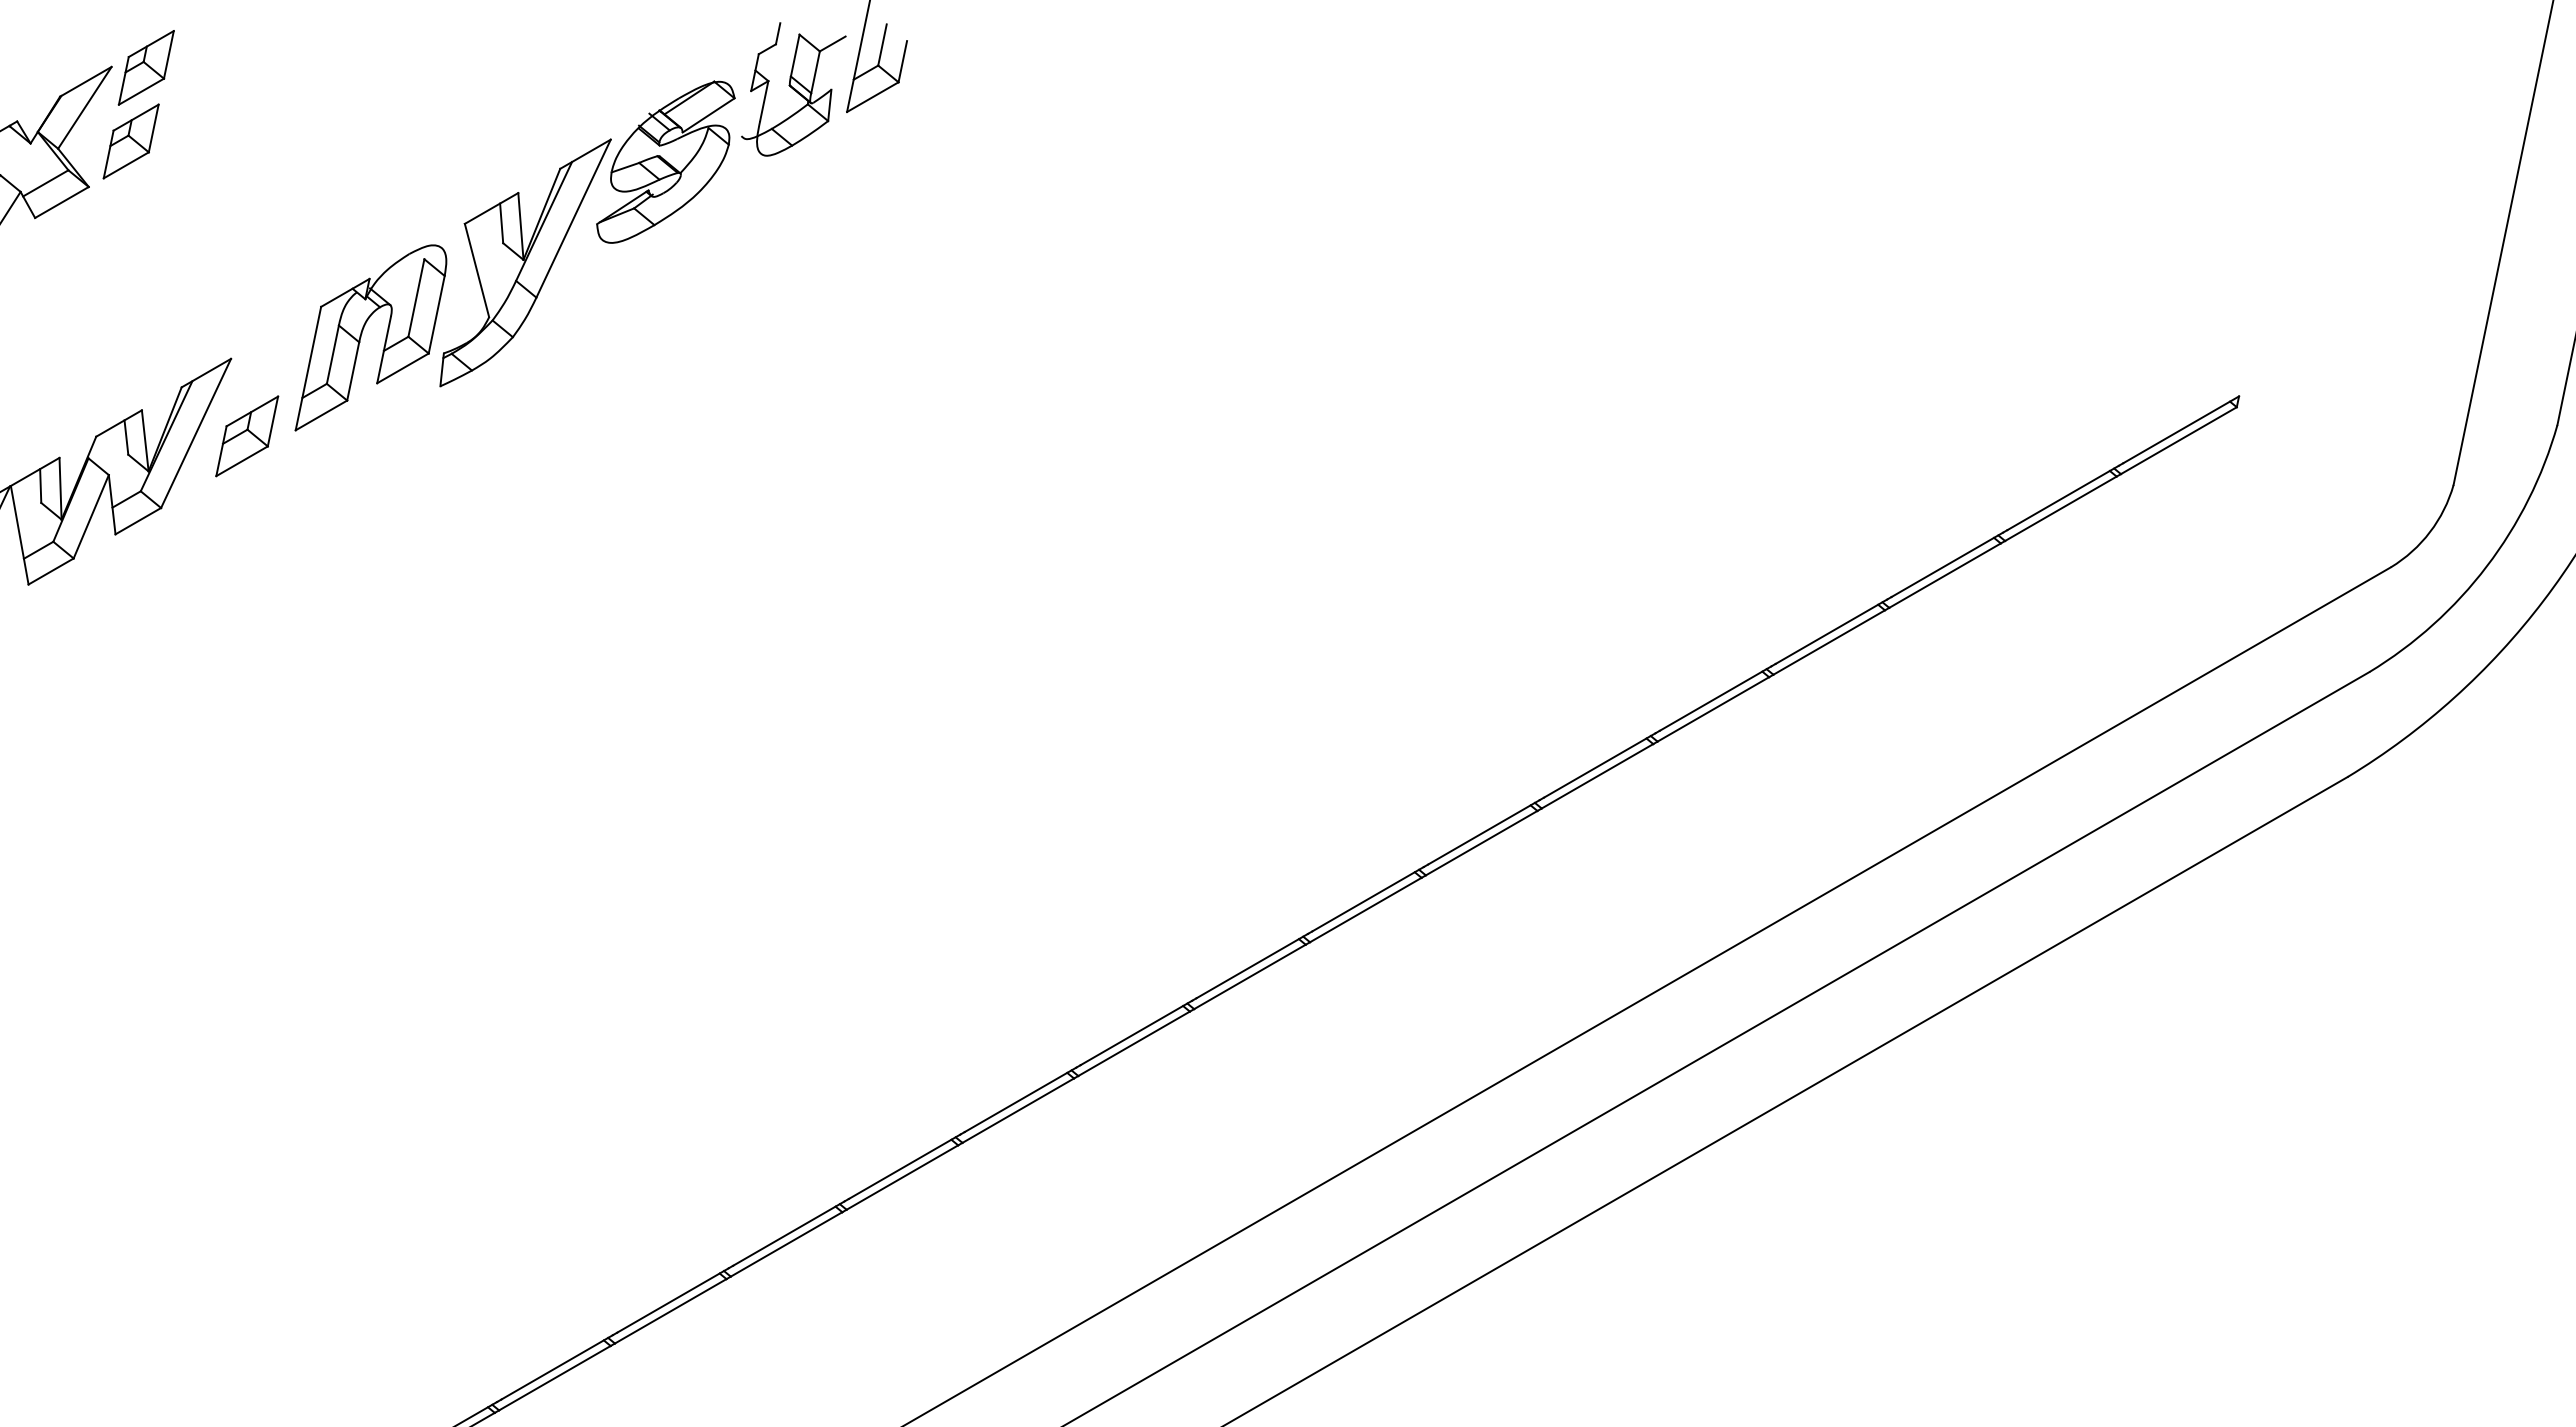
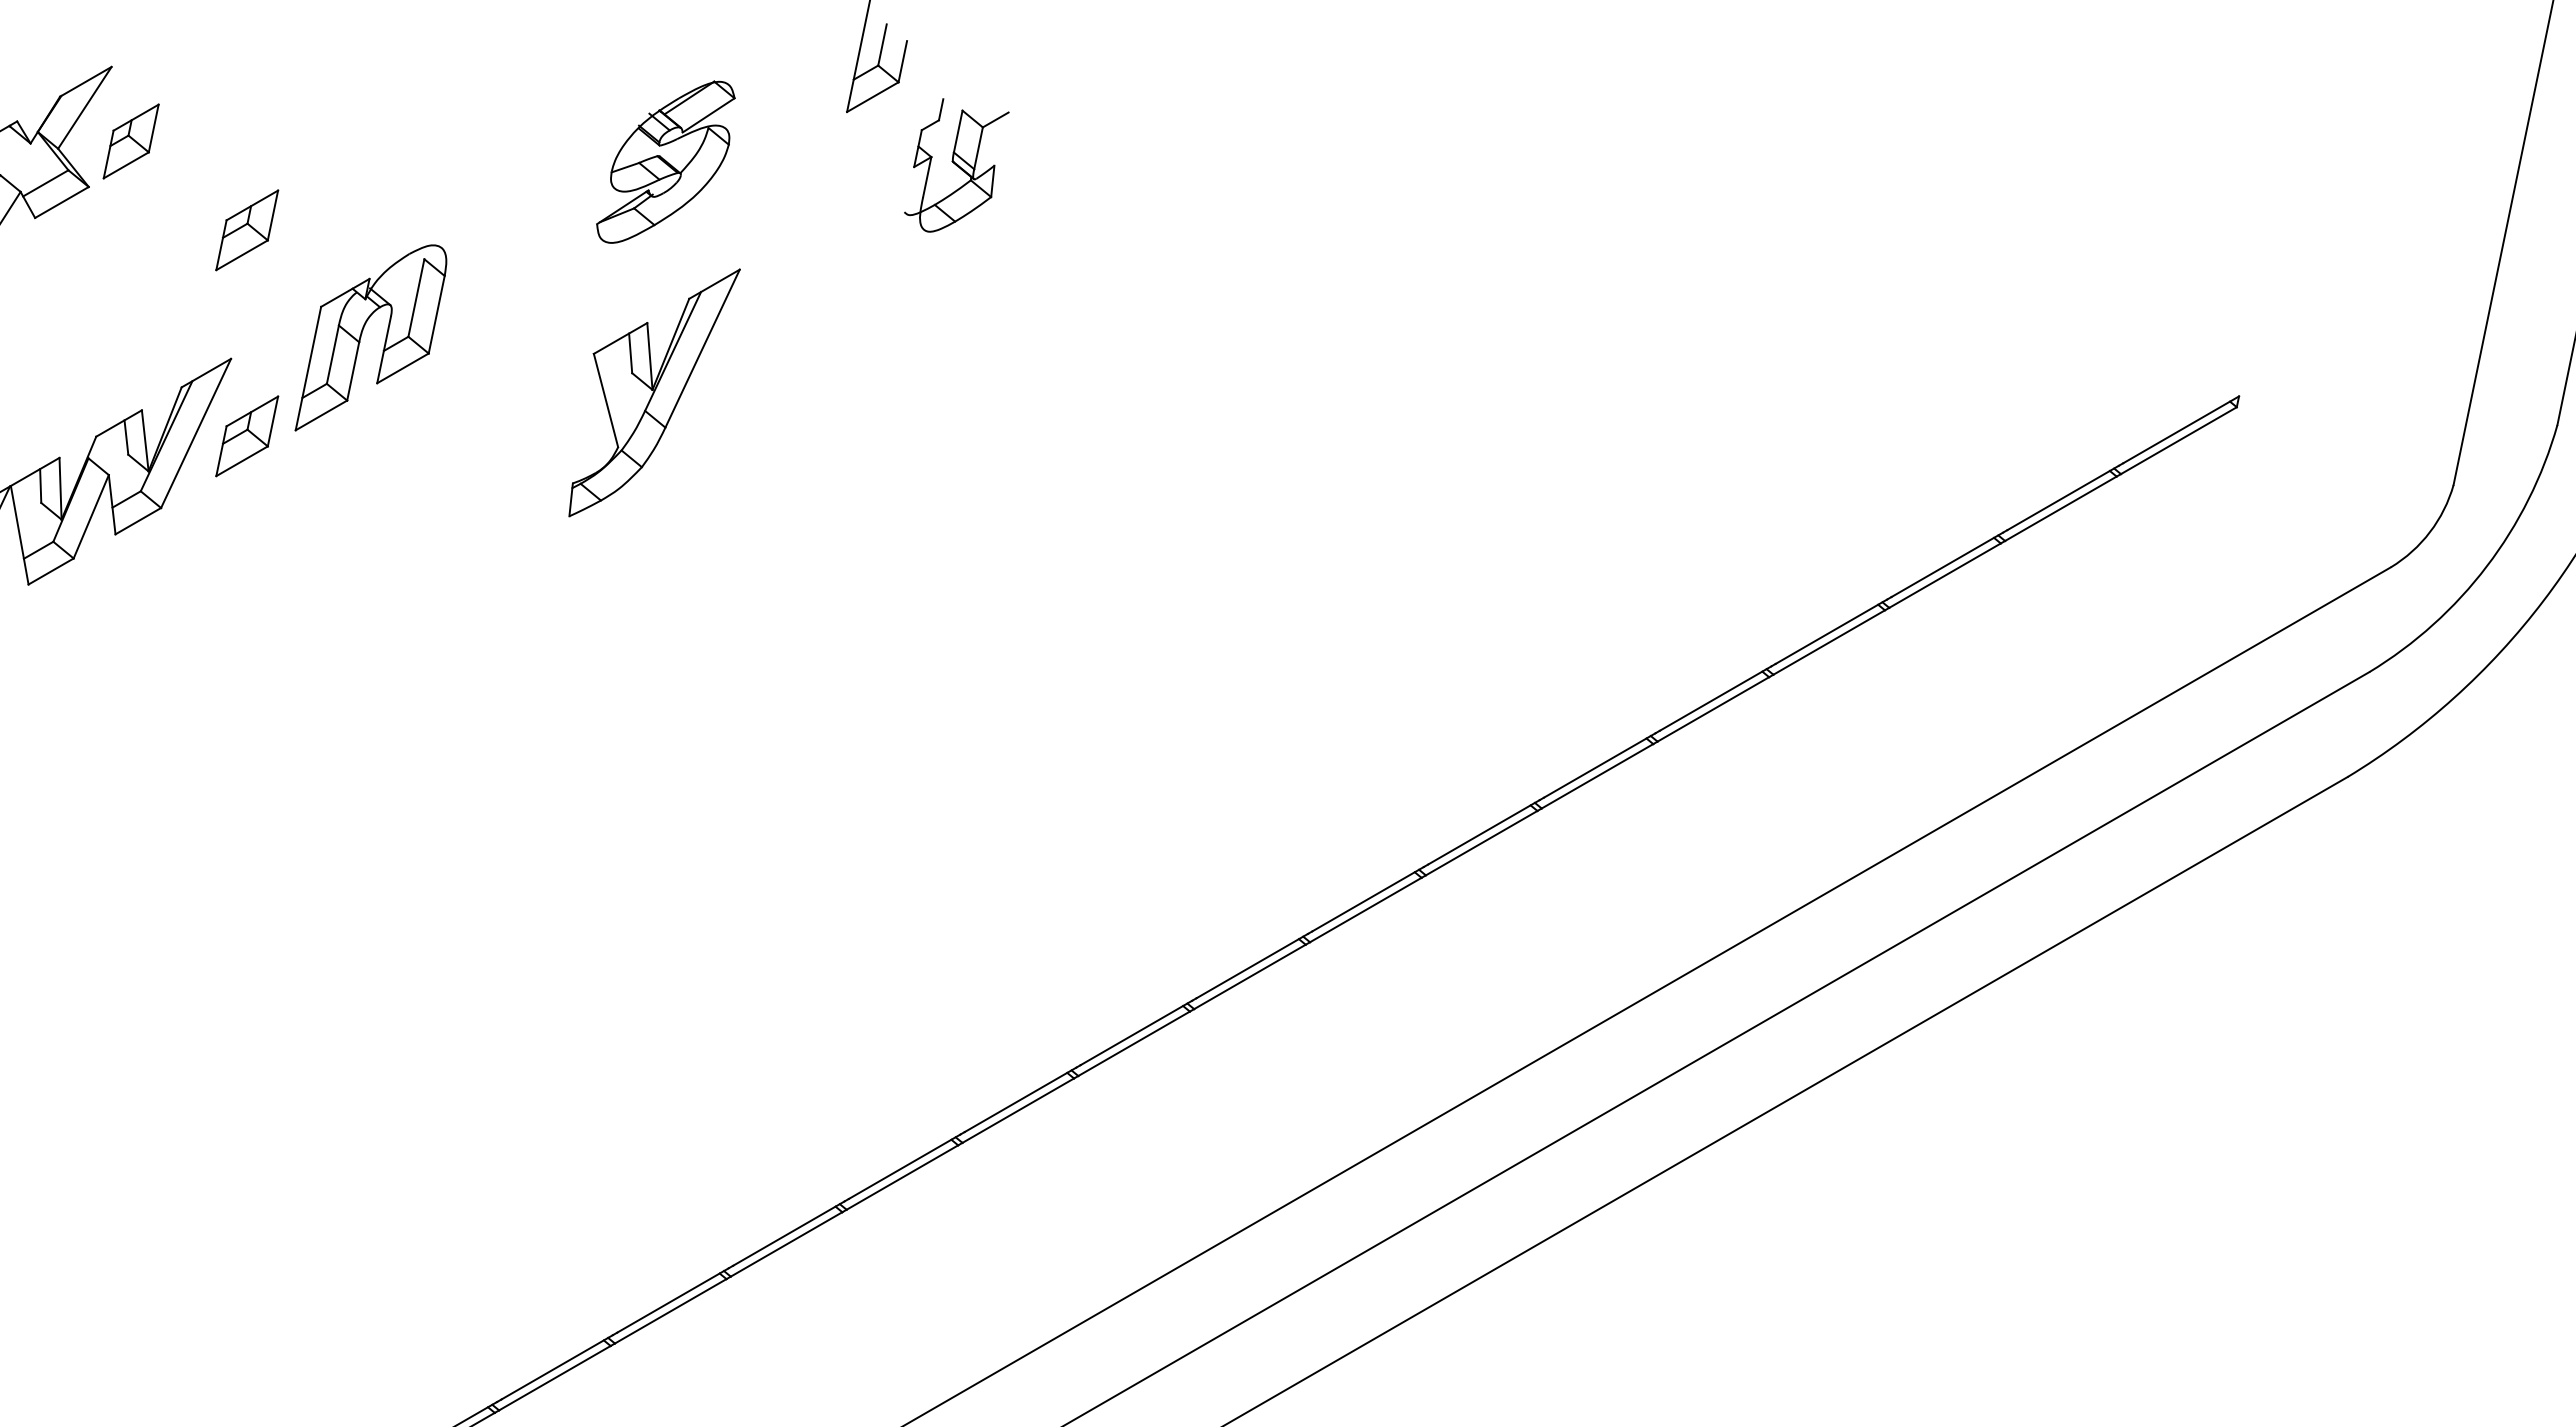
part: present -> none (145, 67)
part position: (793, 89) -> (956, 165) (956, 165)
part: none -> present (247, 230)
part position: (525, 262) -> (654, 392) (654, 392)
